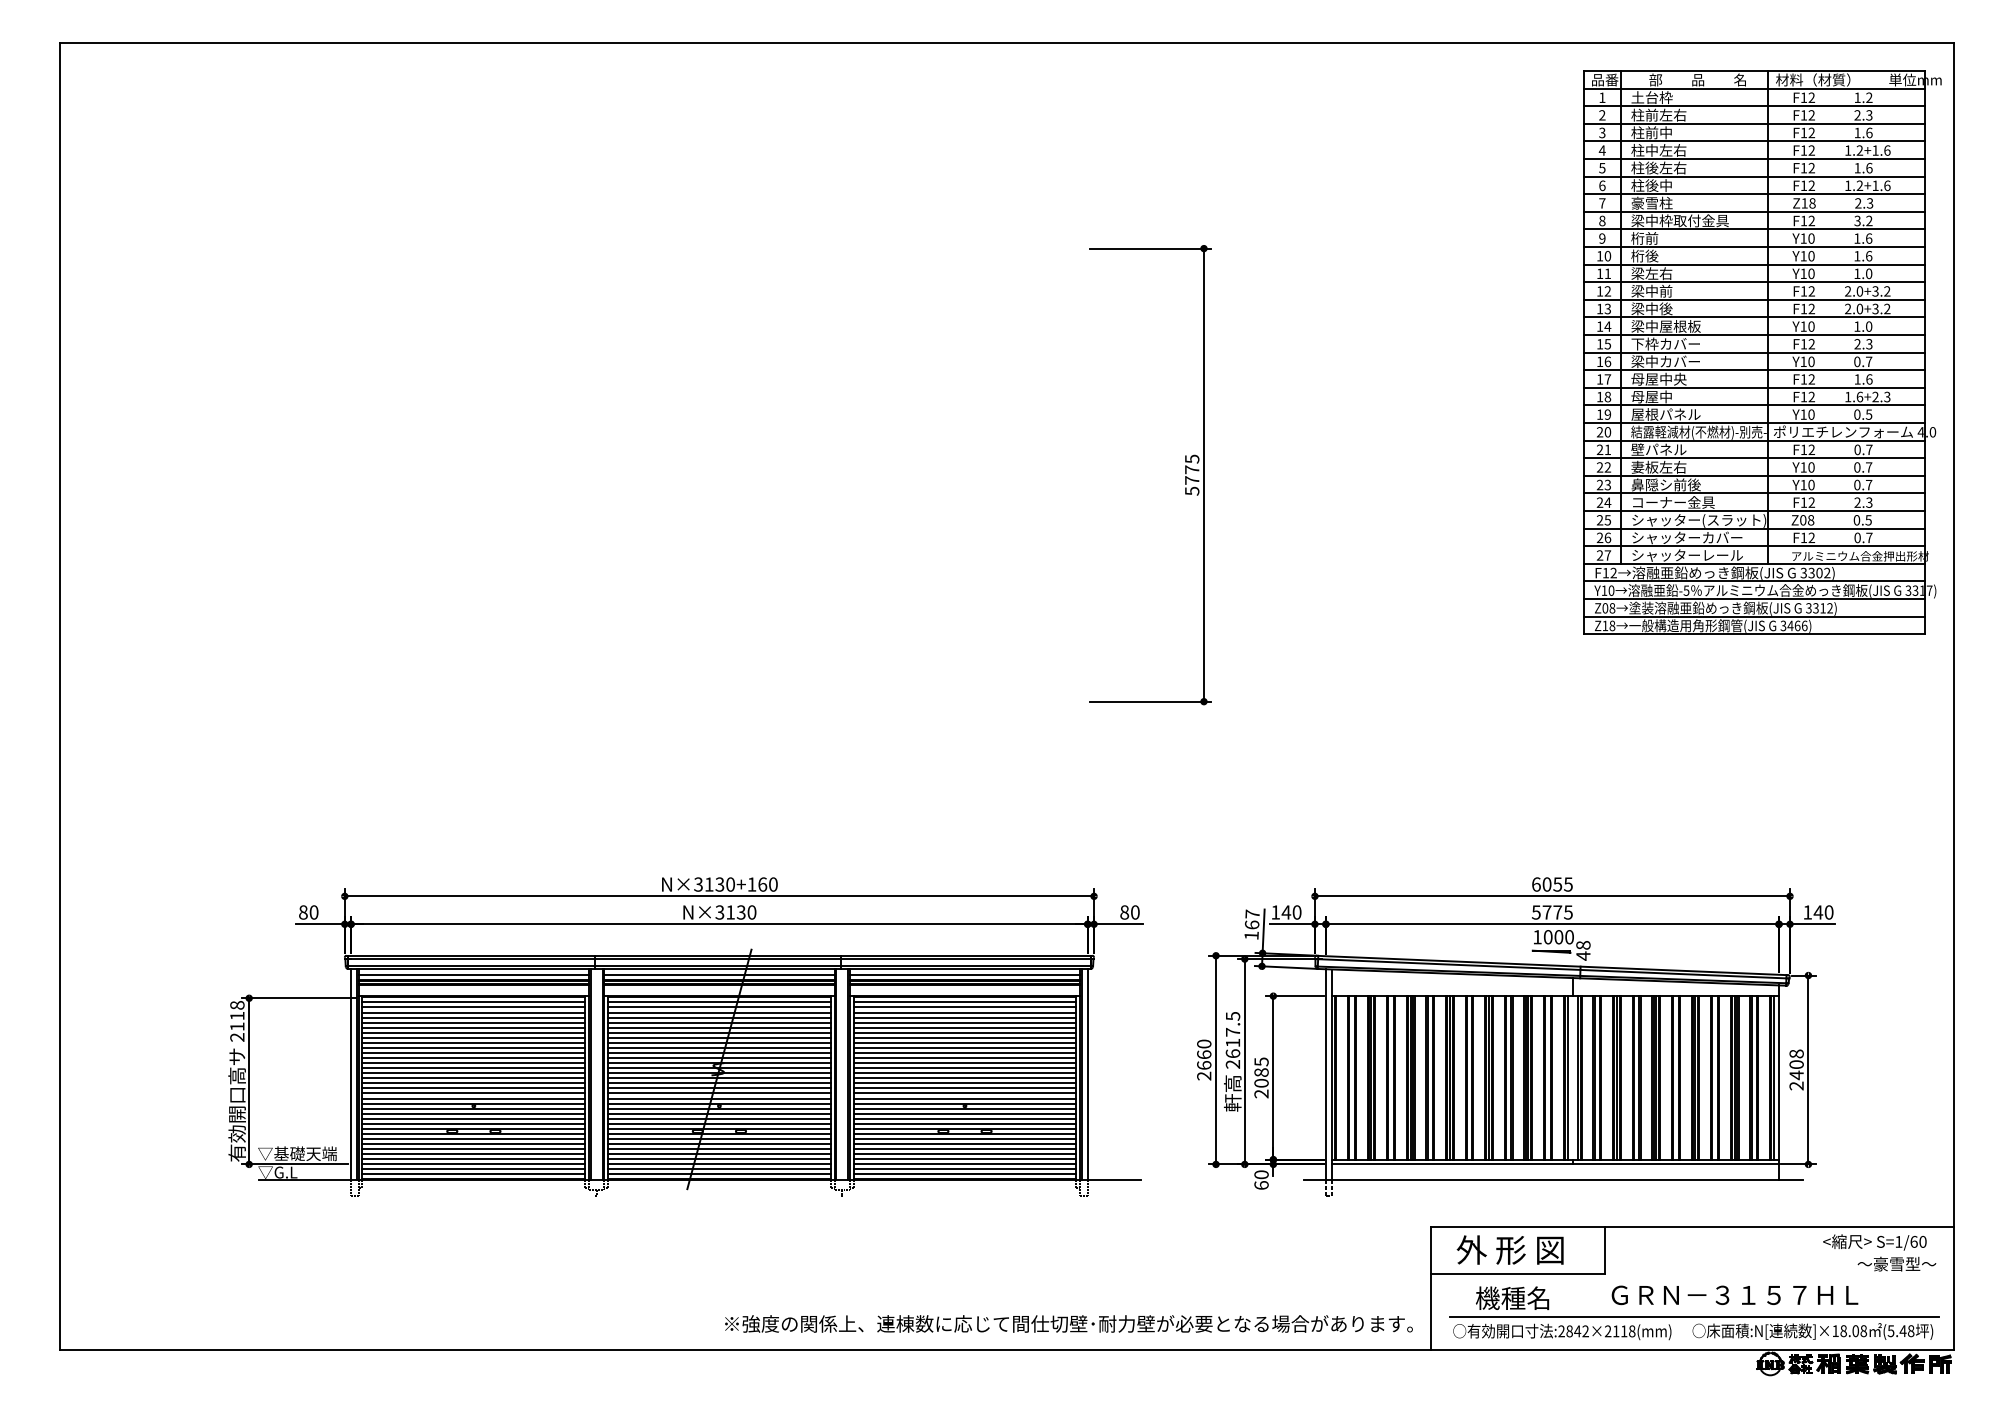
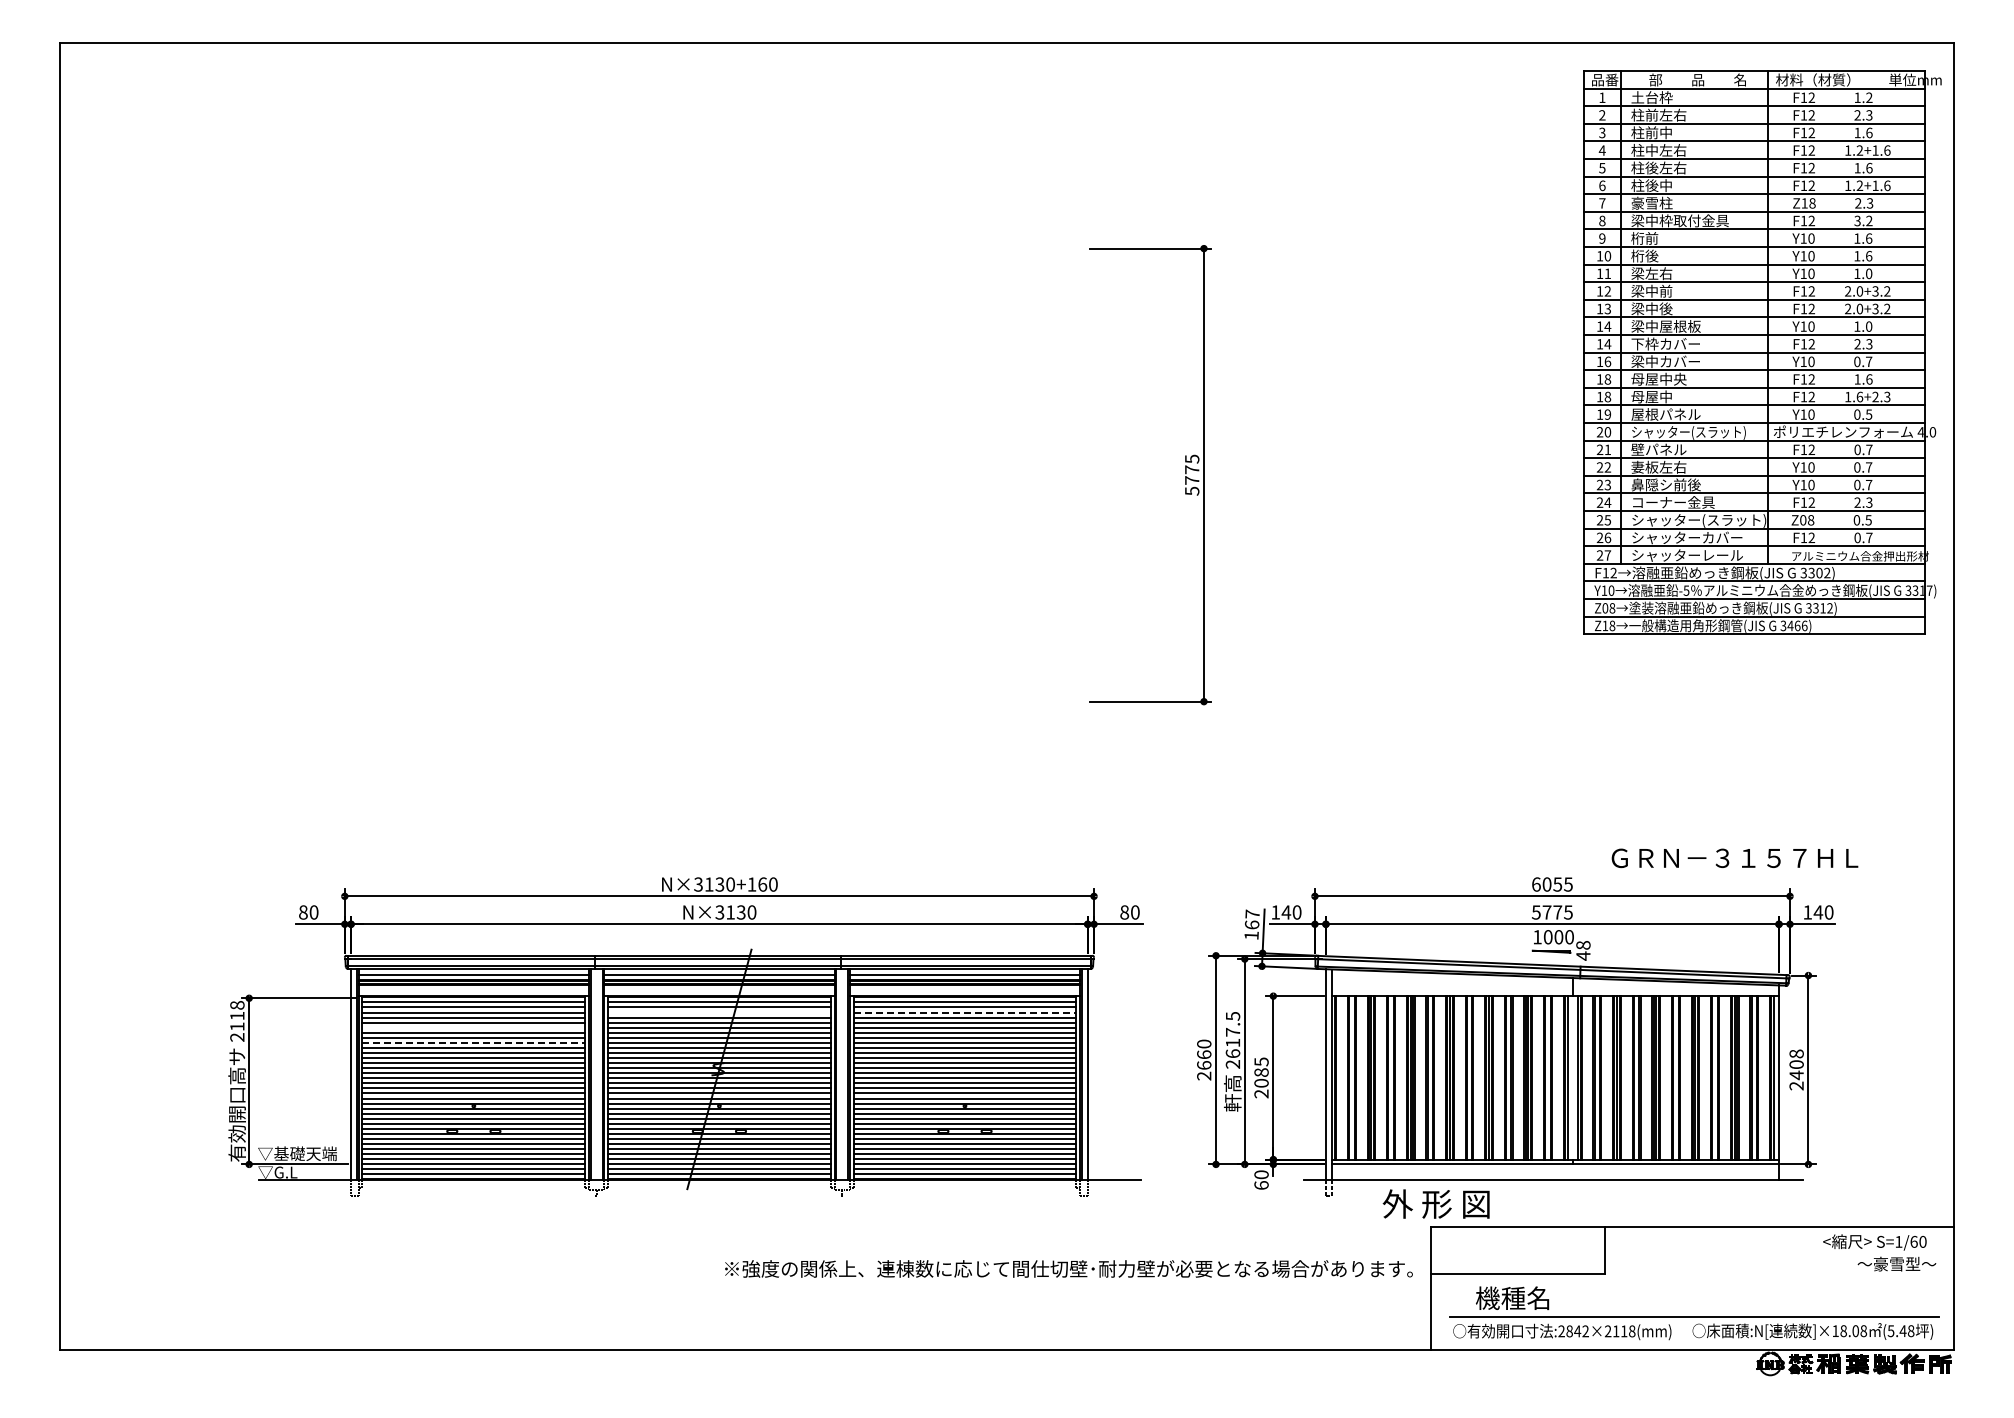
text: 15 -> 14 (1607, 344)
text: 17 -> 18 (1607, 379)
text: 結露軽減材(不燃材)-別売- -> シャッター(スラット) (1698, 432)
line: present -> none (718, 1012)
line: solid -> dashed (965, 1012)
line: present -> none (473, 1027)
line: solid -> dashed (474, 1042)
text position: (1509, 1249) -> (1435, 1203) (1435, 1203)
text position: (1734, 1295) -> (1734, 858) (1734, 858)
text position: (1068, 1323) -> (1068, 1268) (1068, 1268)
